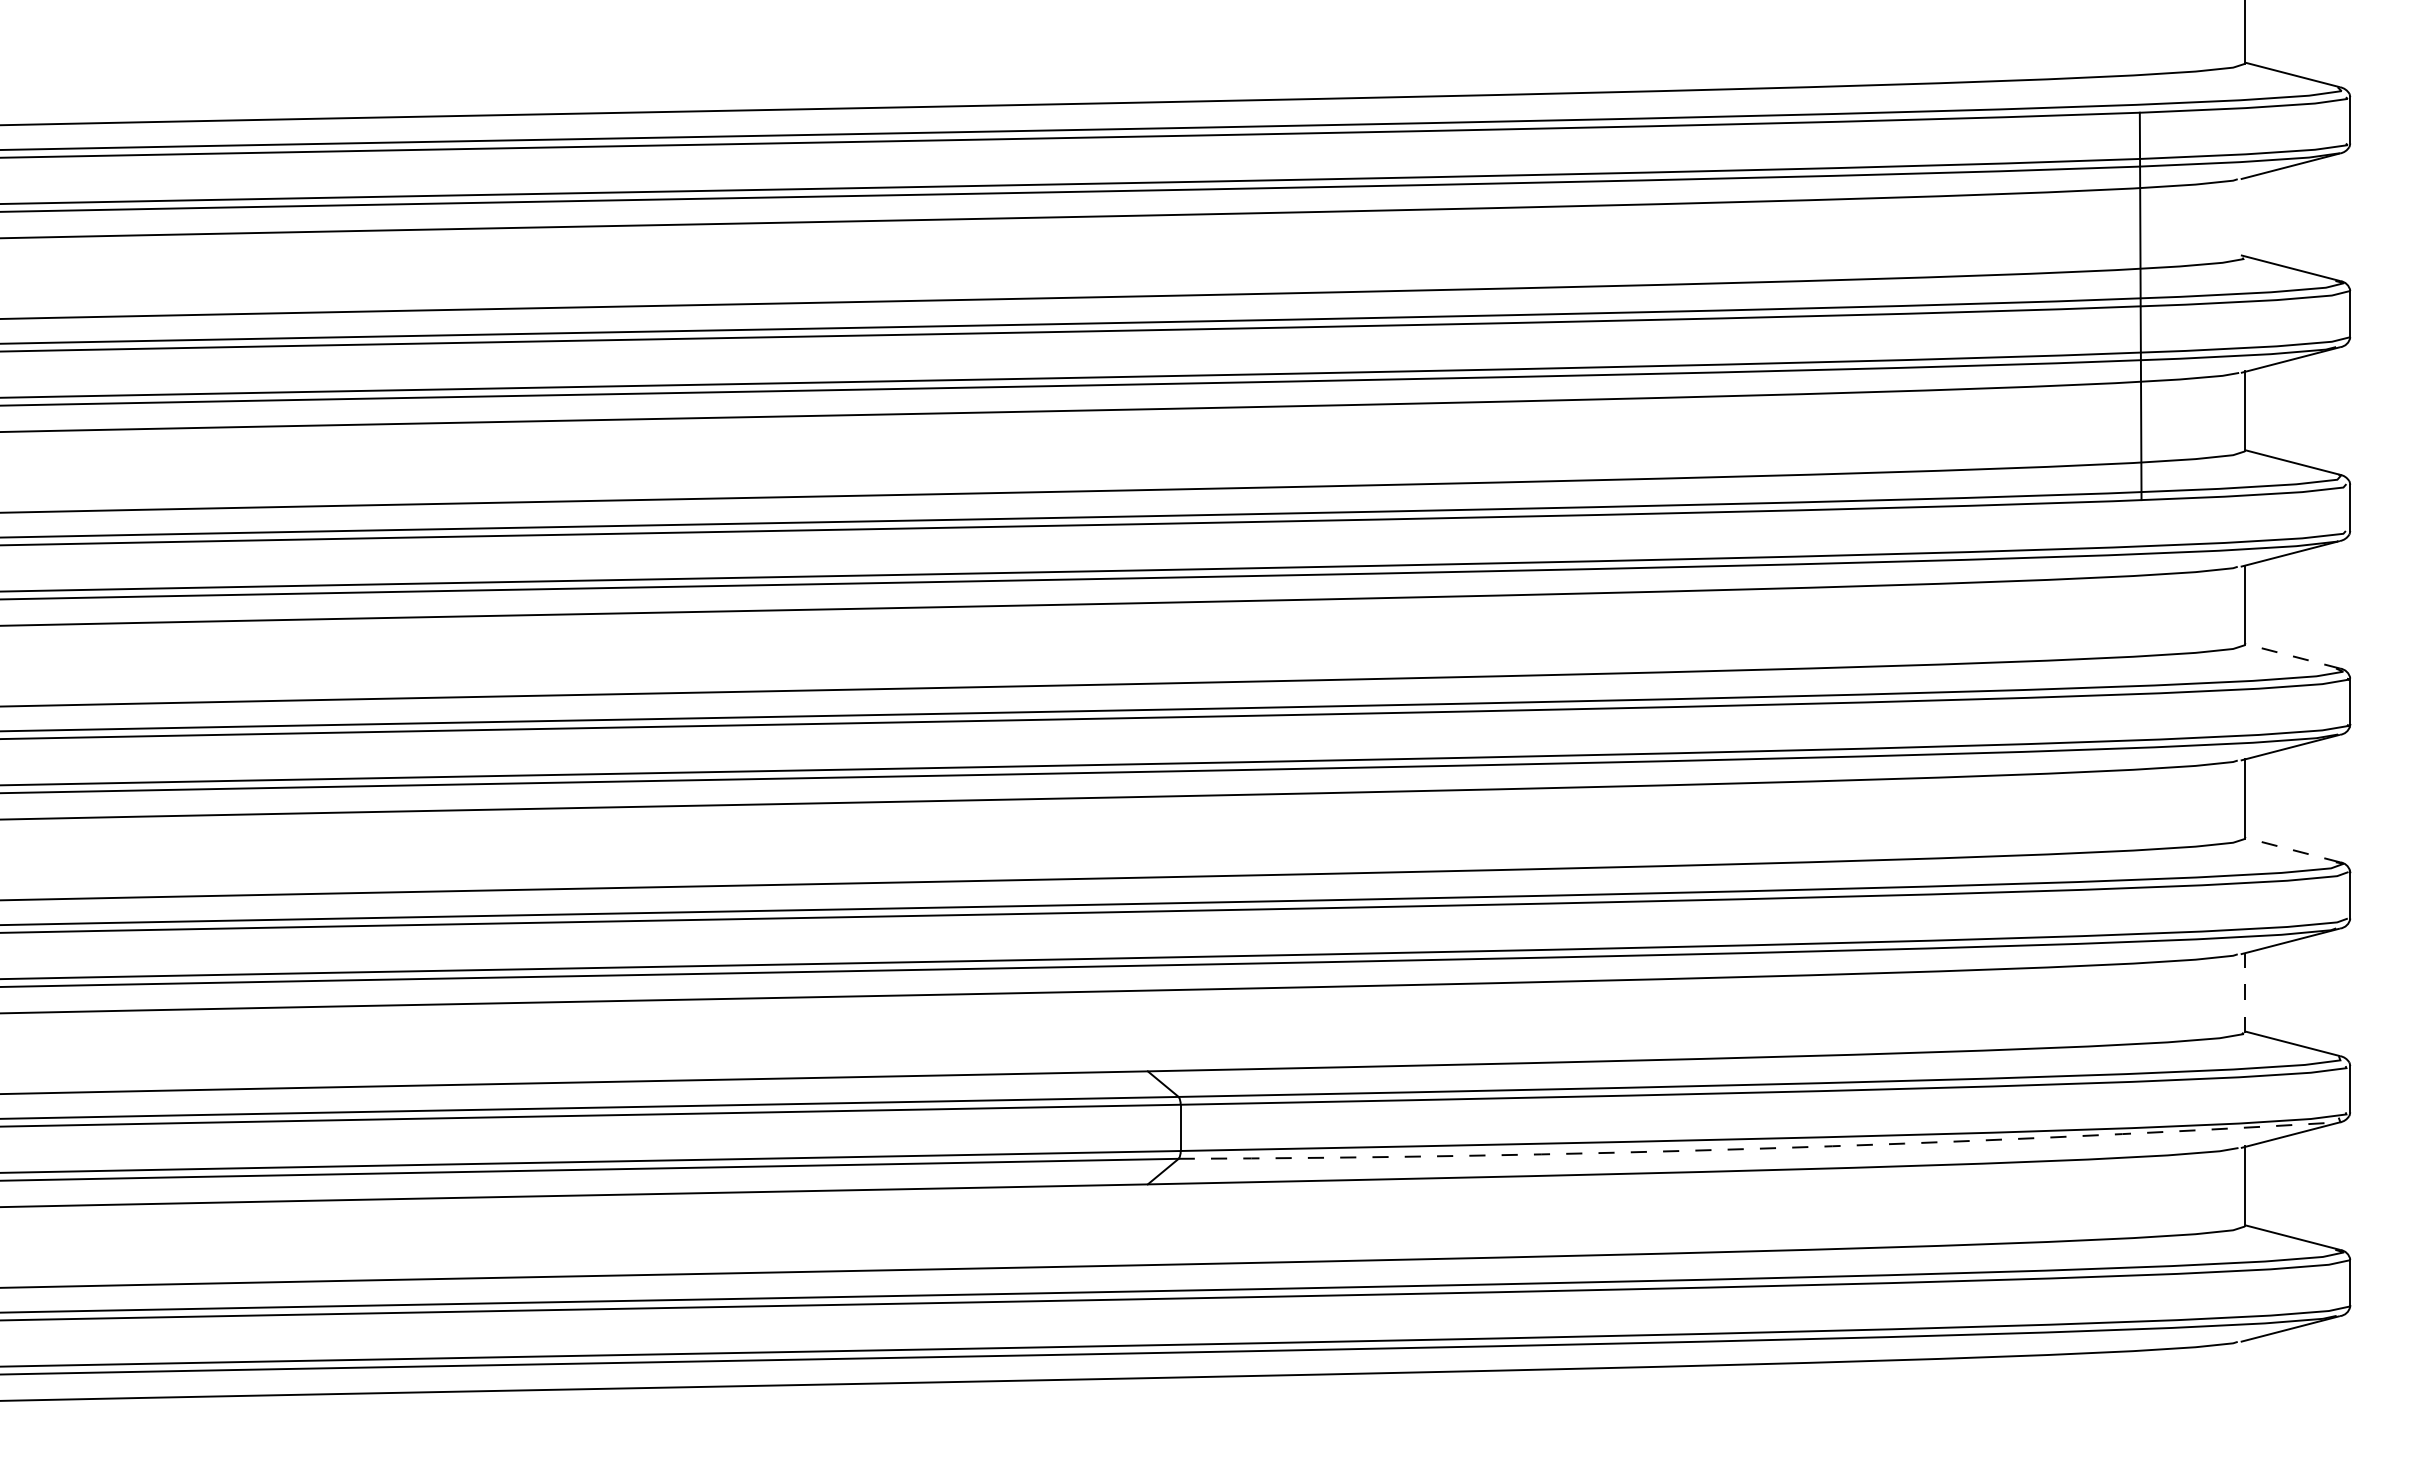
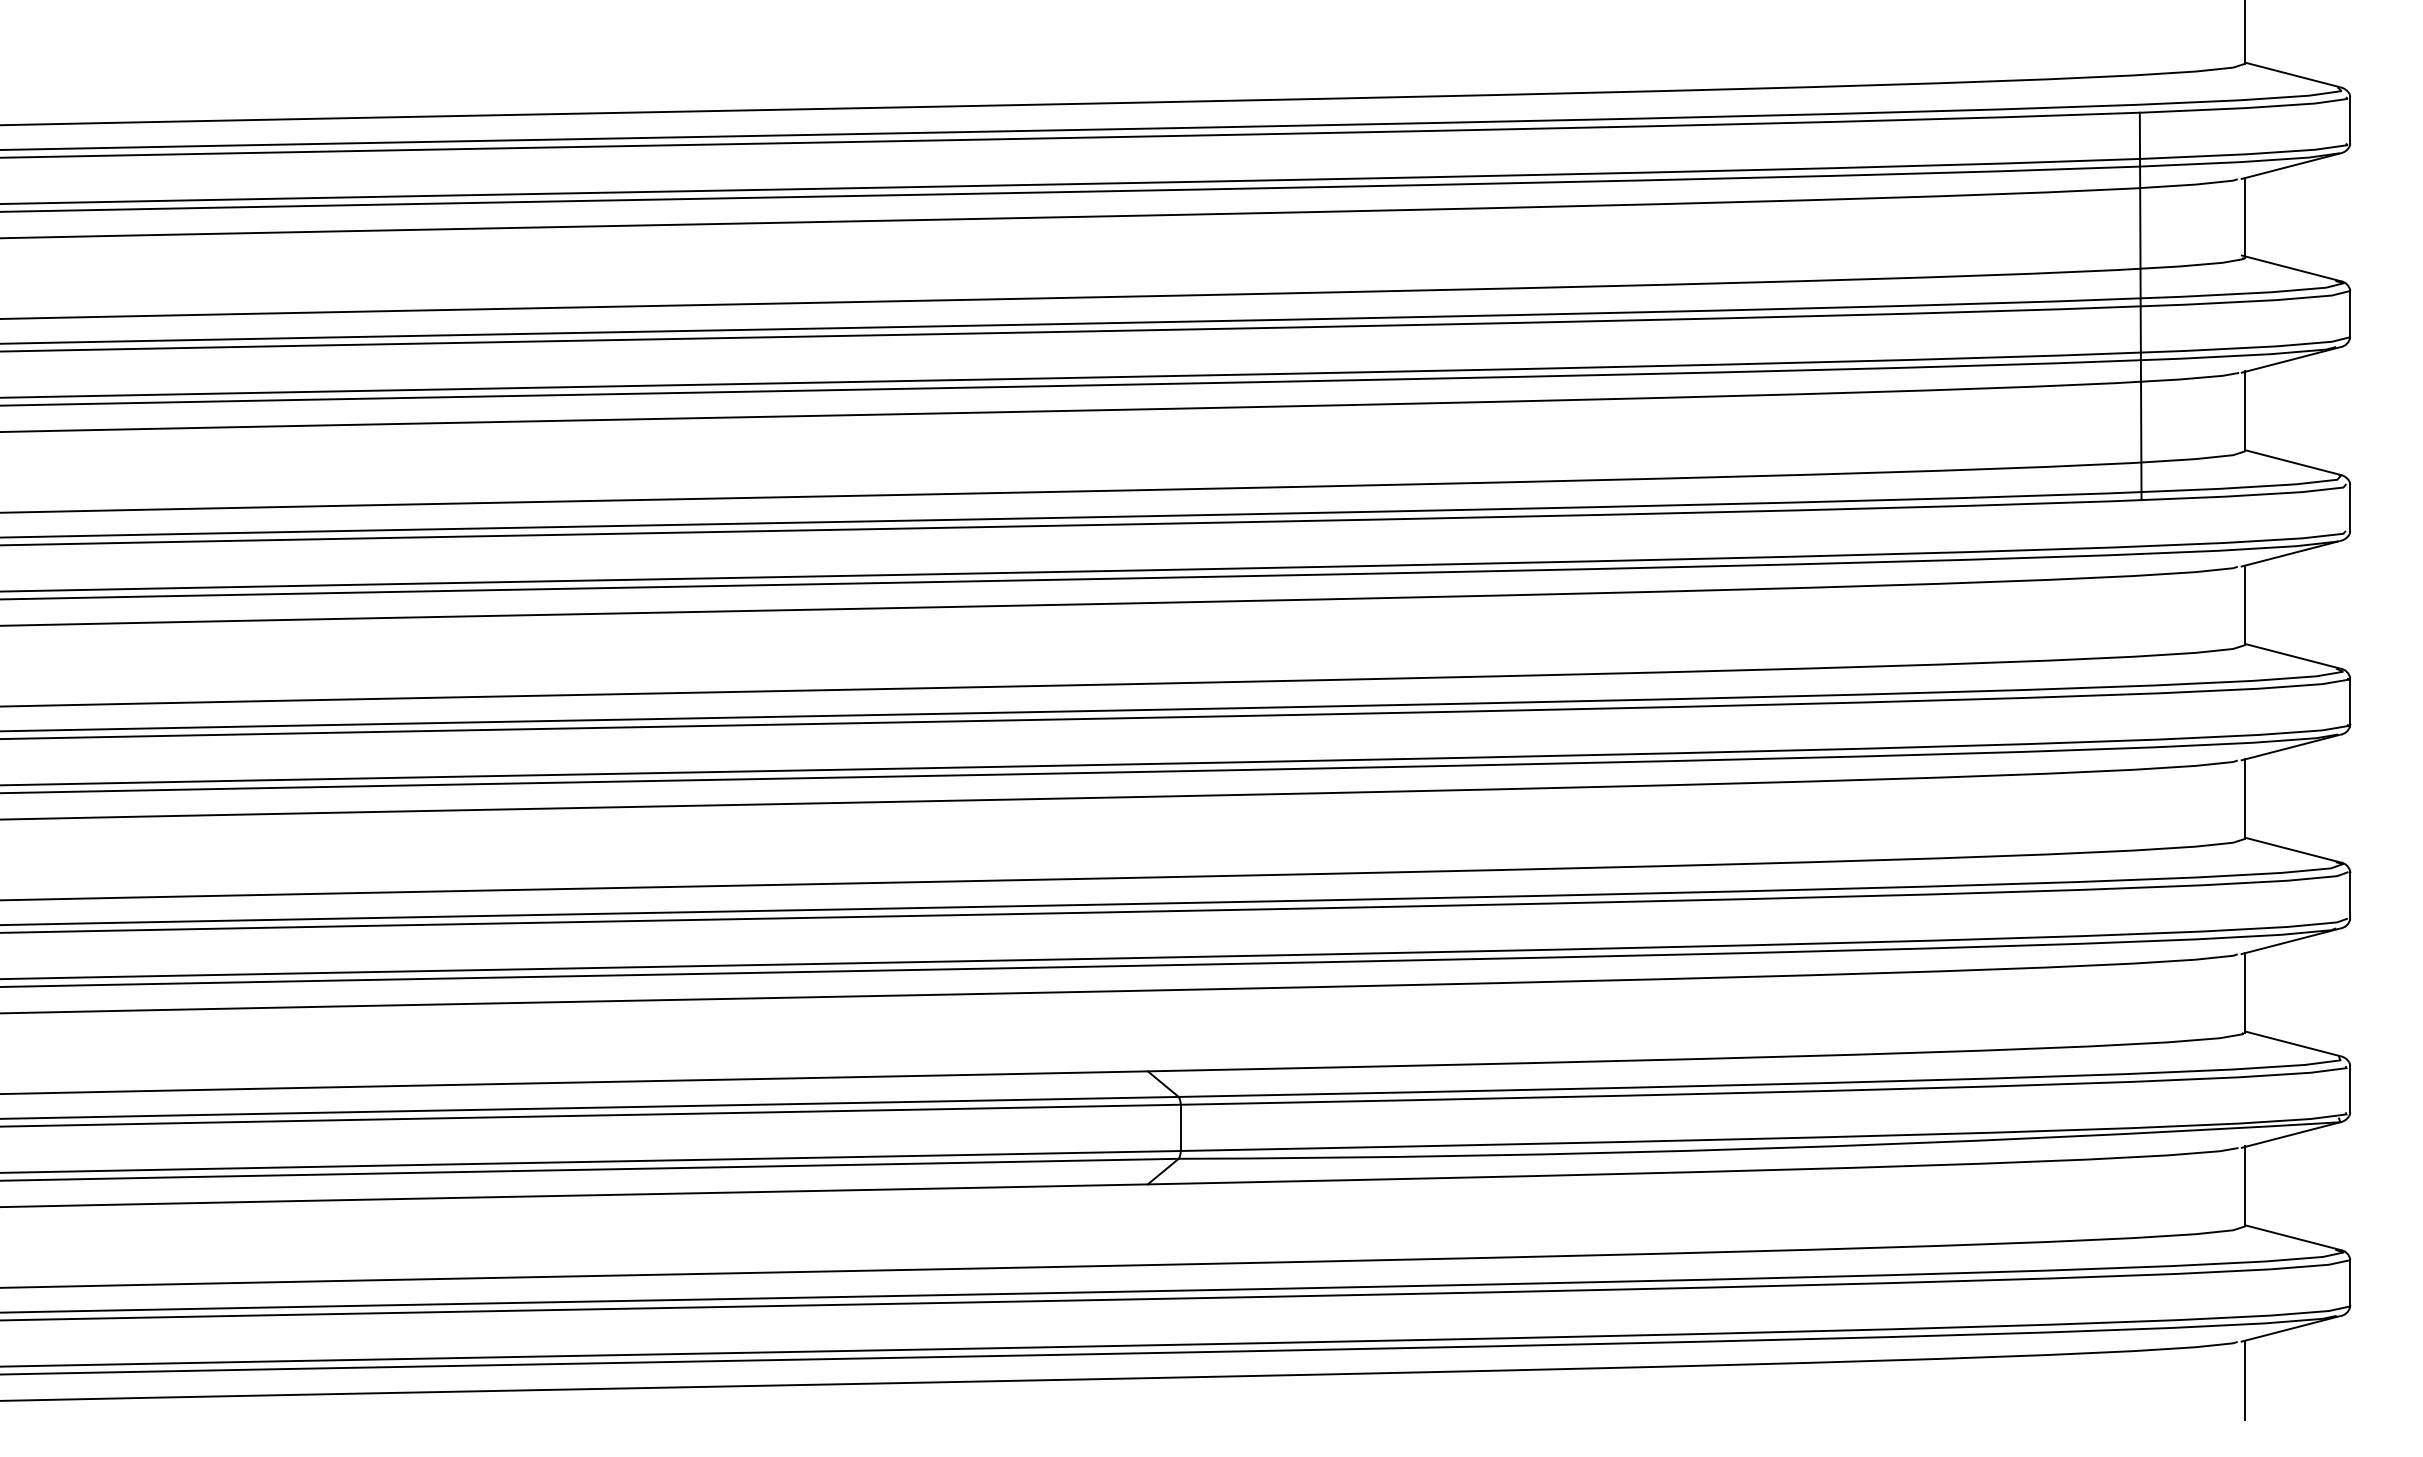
line: none -> present (2245, 217)
line: dashed -> solid (2292, 656)
line: dashed -> solid (2292, 849)
line: dashed -> solid (2245, 992)
arc: dashed -> solid (1759, 1148)
line: none -> present (2245, 1380)
